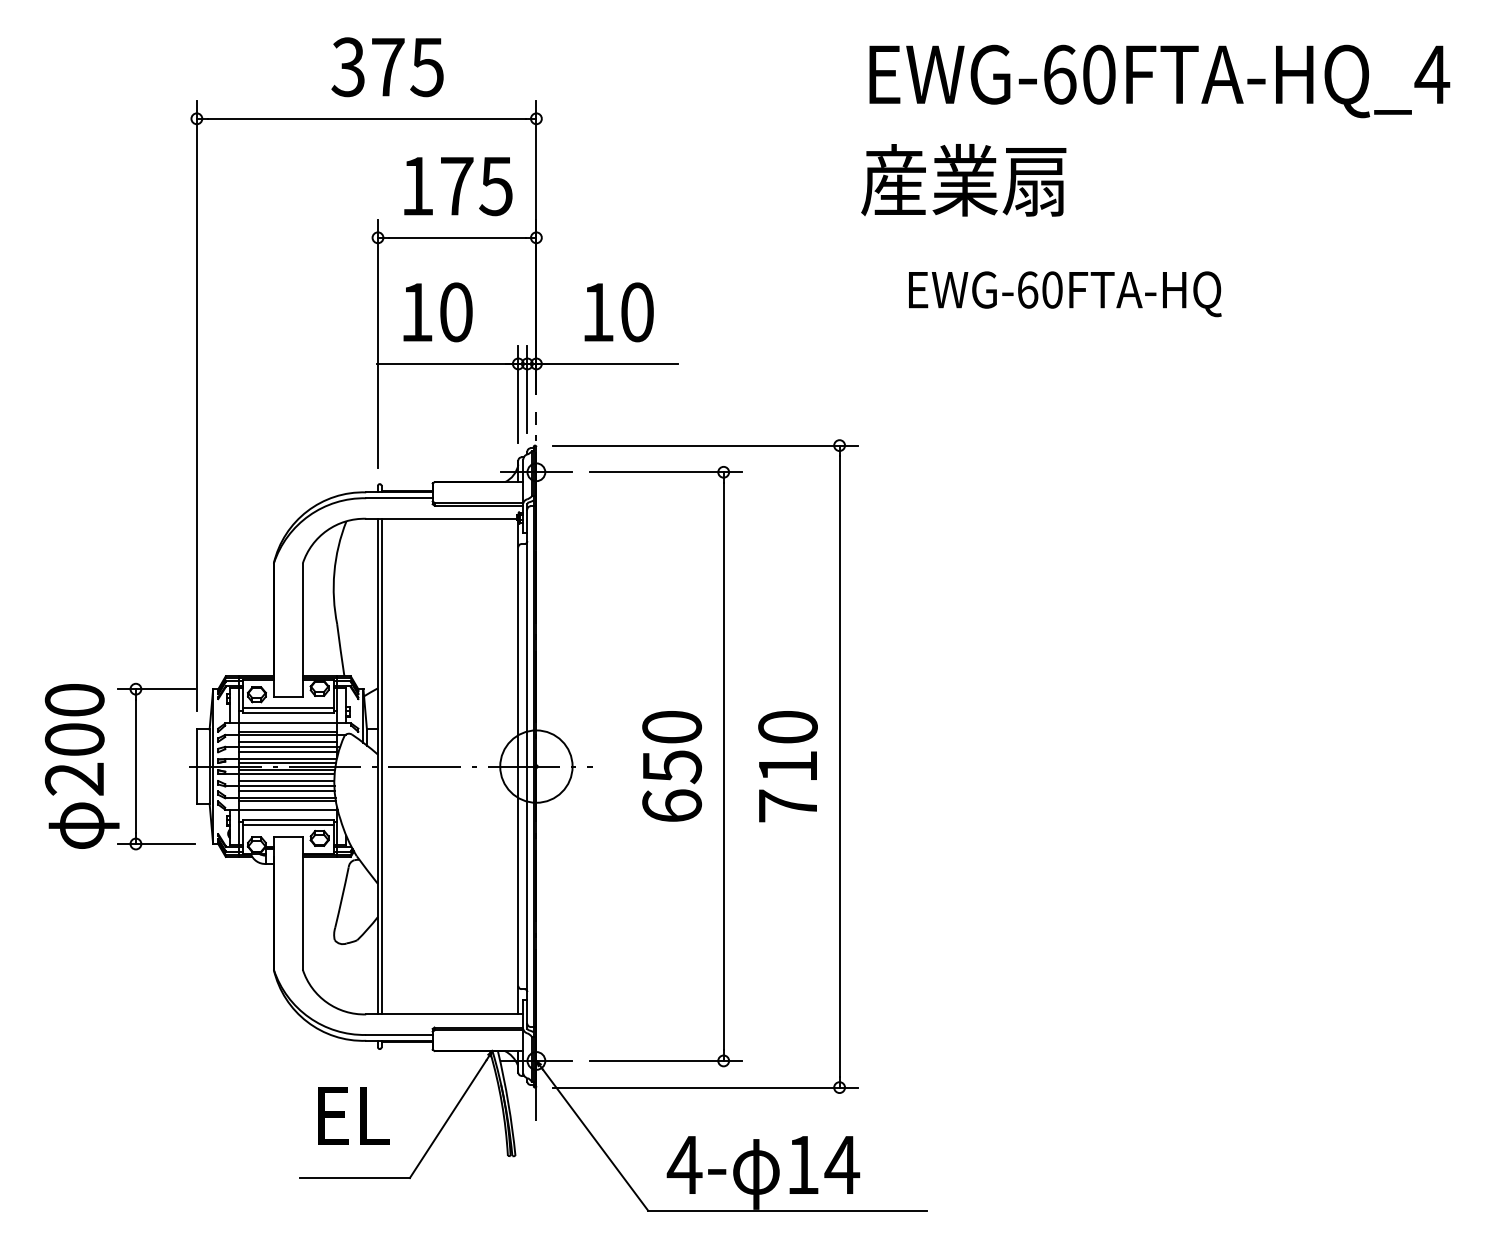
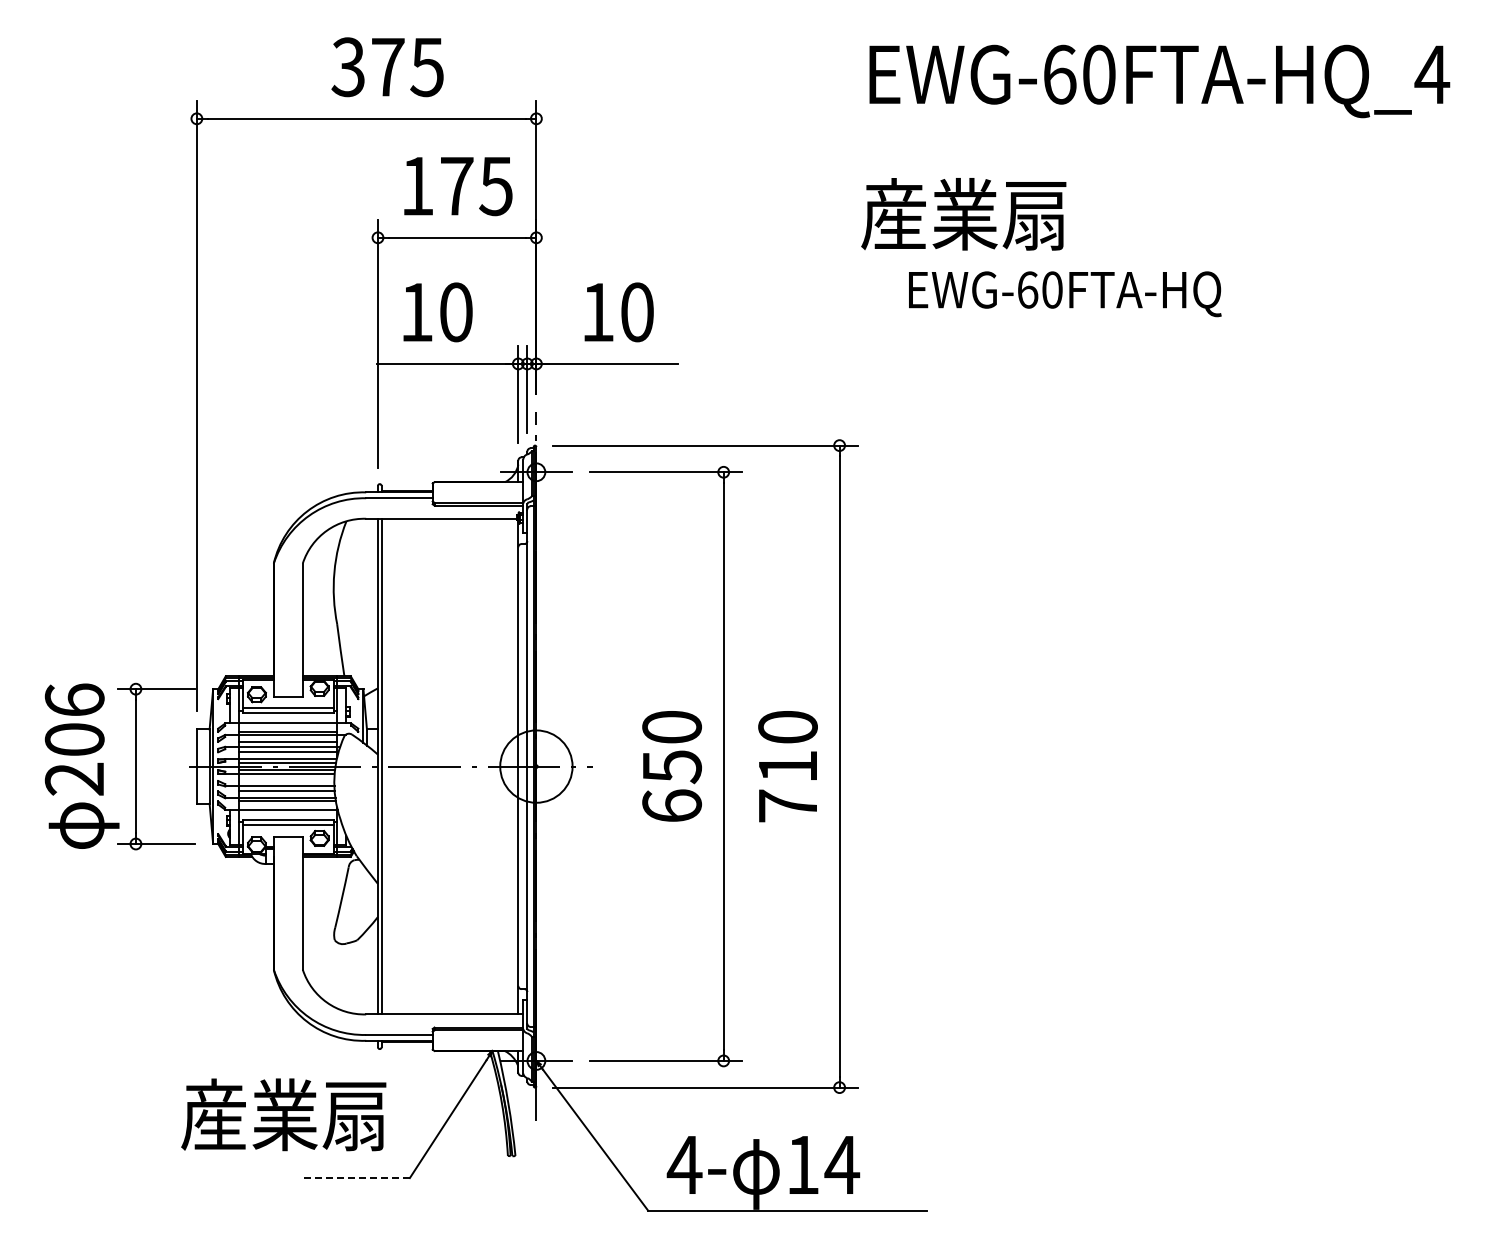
text position: (963, 180) -> (963, 214) (963, 214)
text: 200 -> 206 (74, 699)
line: present -> none (286, 780)
text: EL -> 産業扇 (285, 1114)
line: solid -> dashed (354, 1178)
